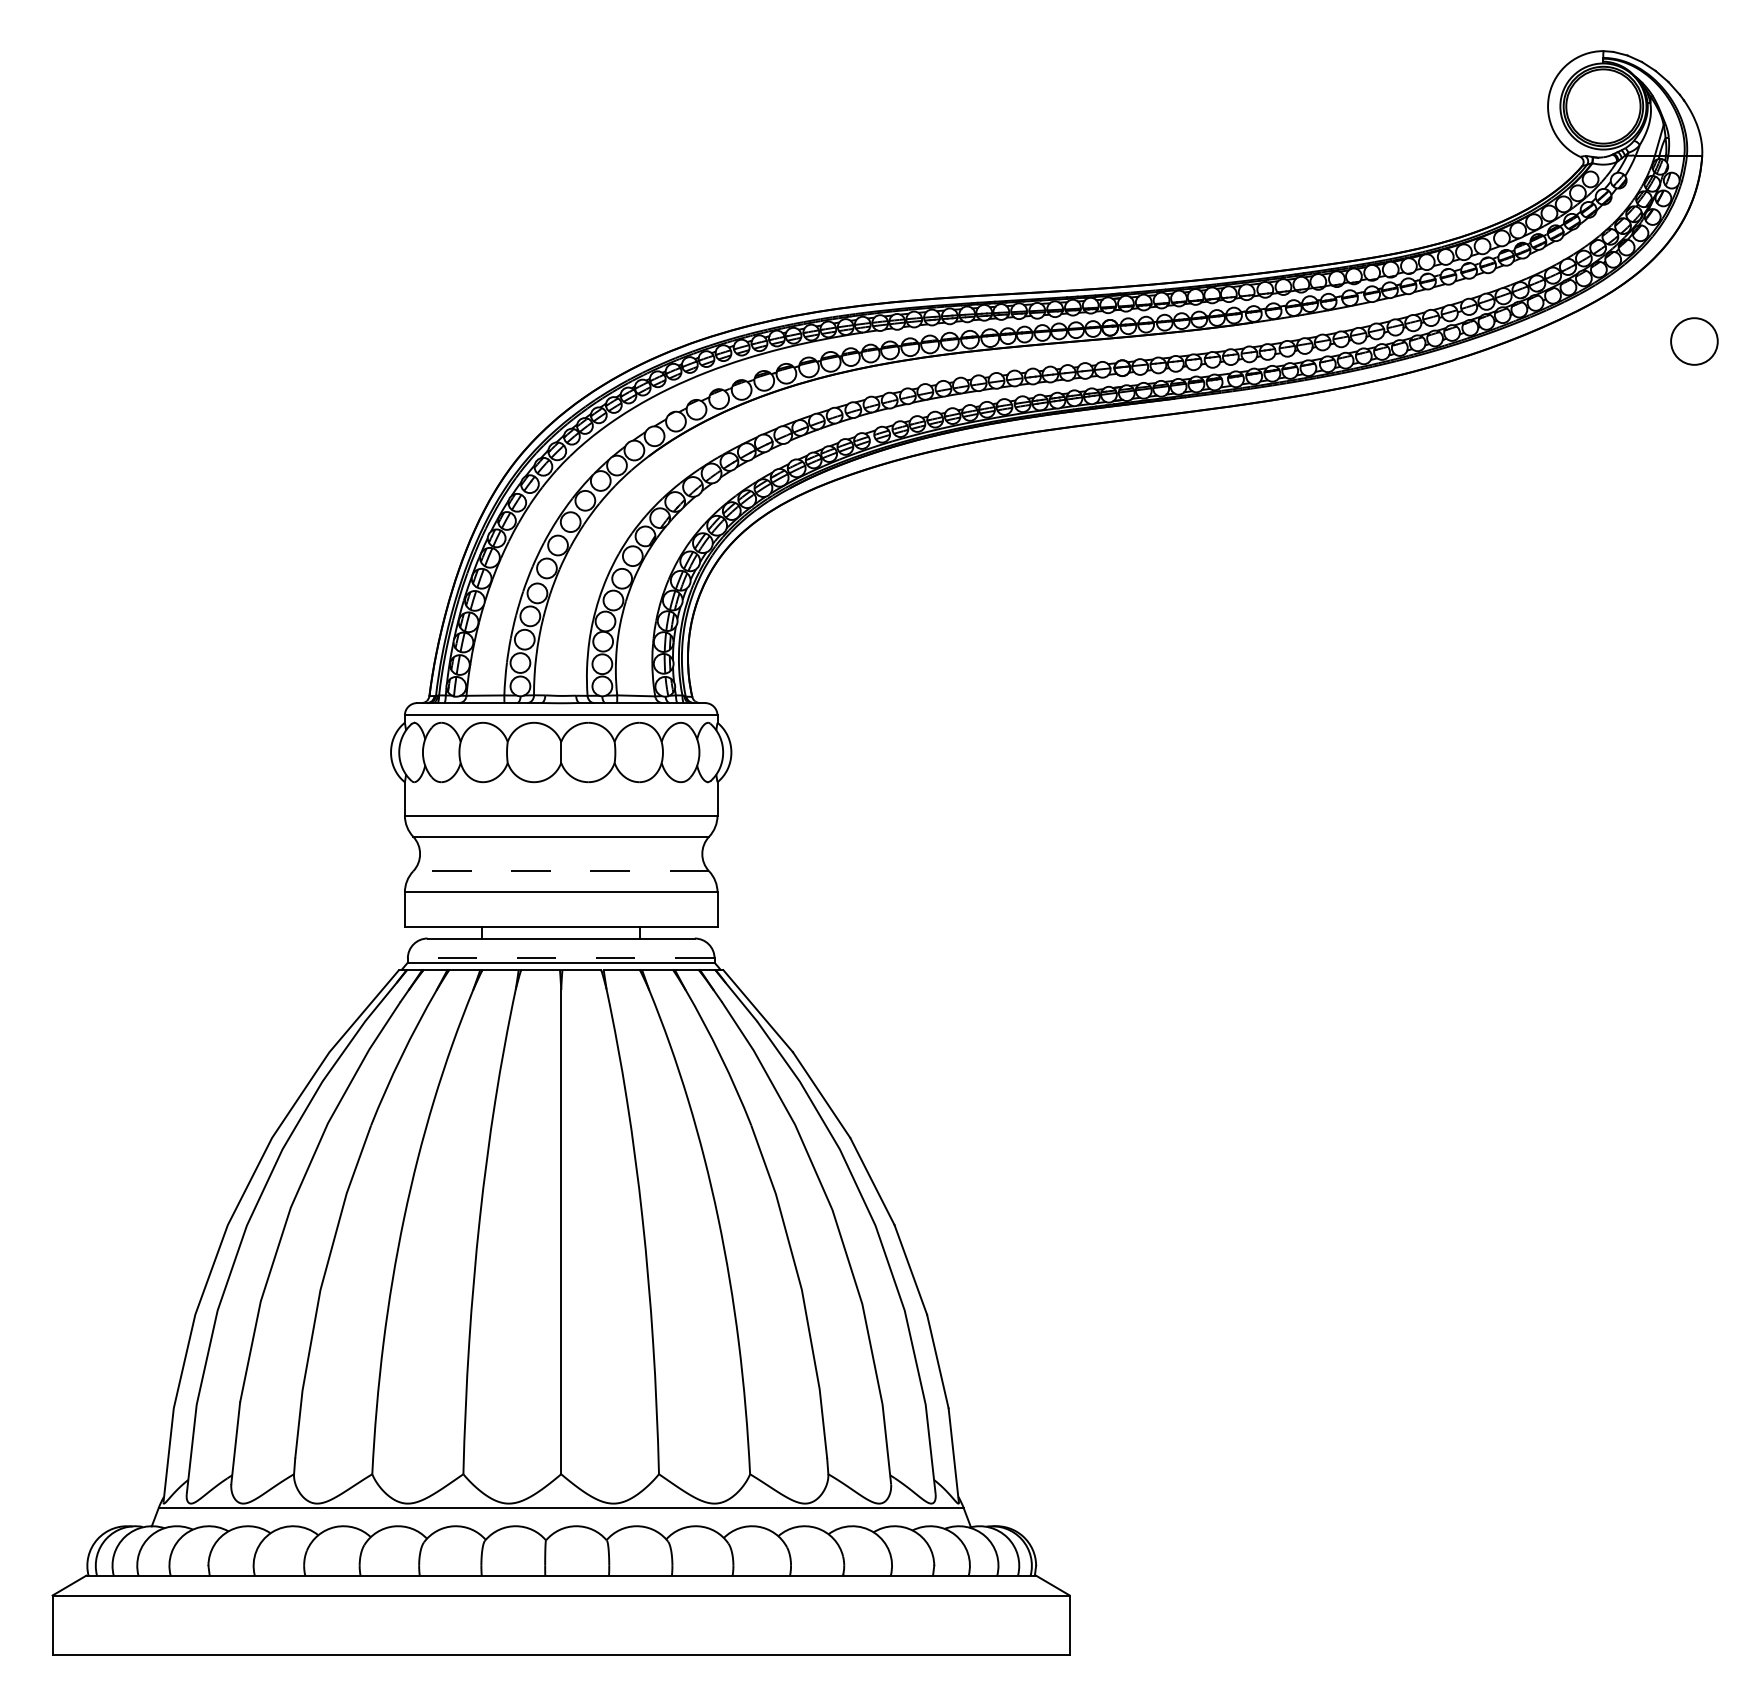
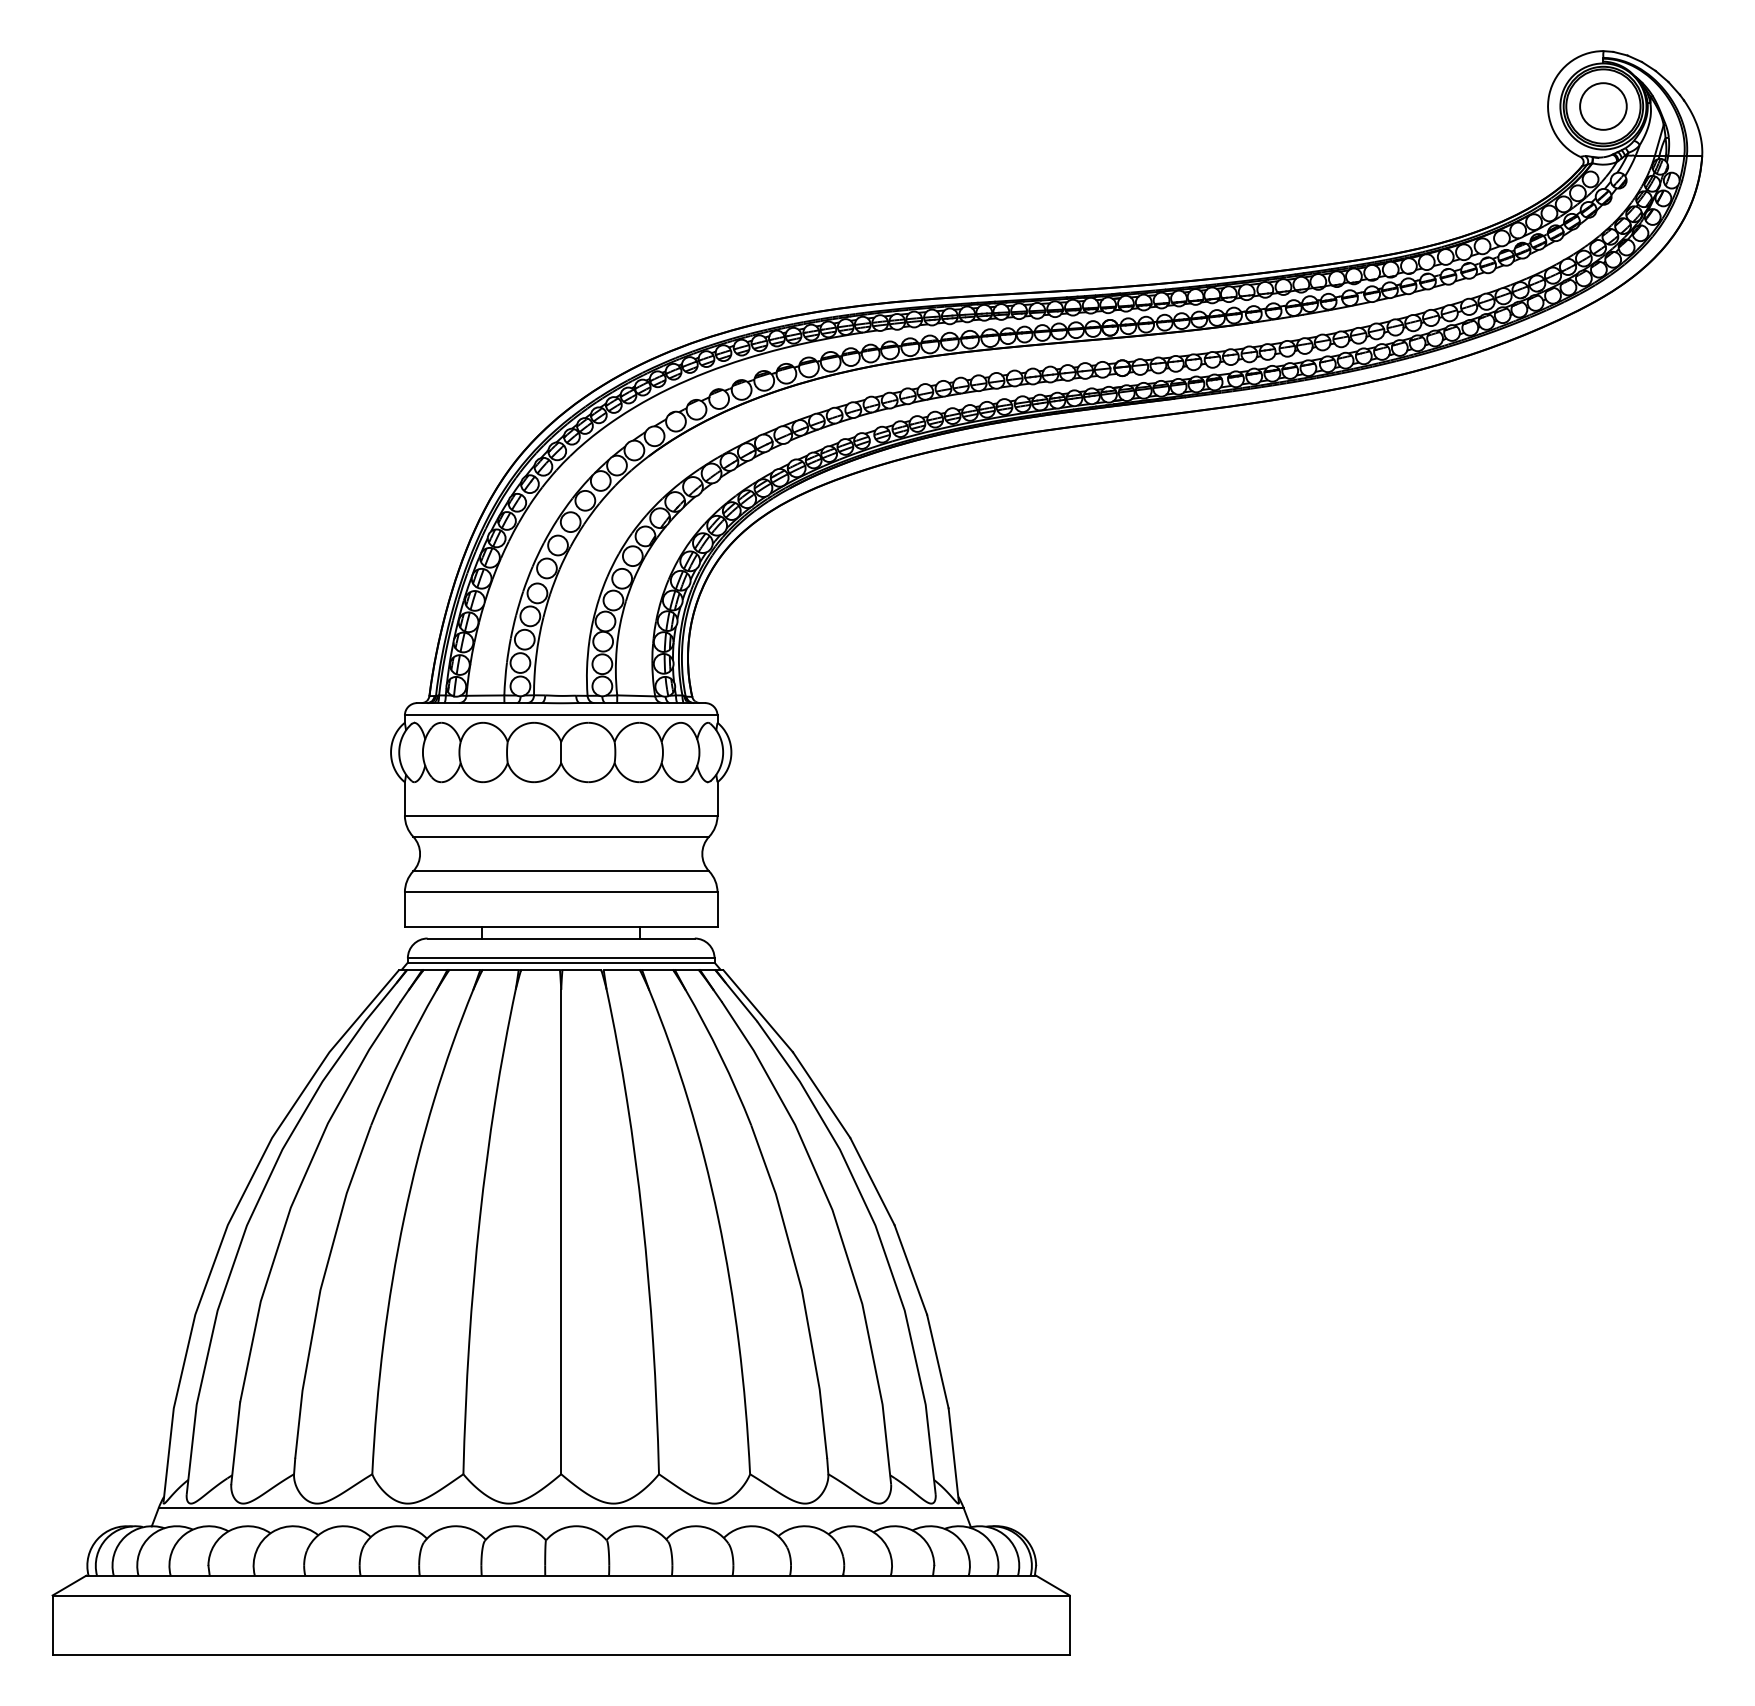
circle position: (1694, 341) -> (1603, 106) (1603, 106)
line: dashed -> solid (561, 871)
line: dashed -> solid (560, 958)
